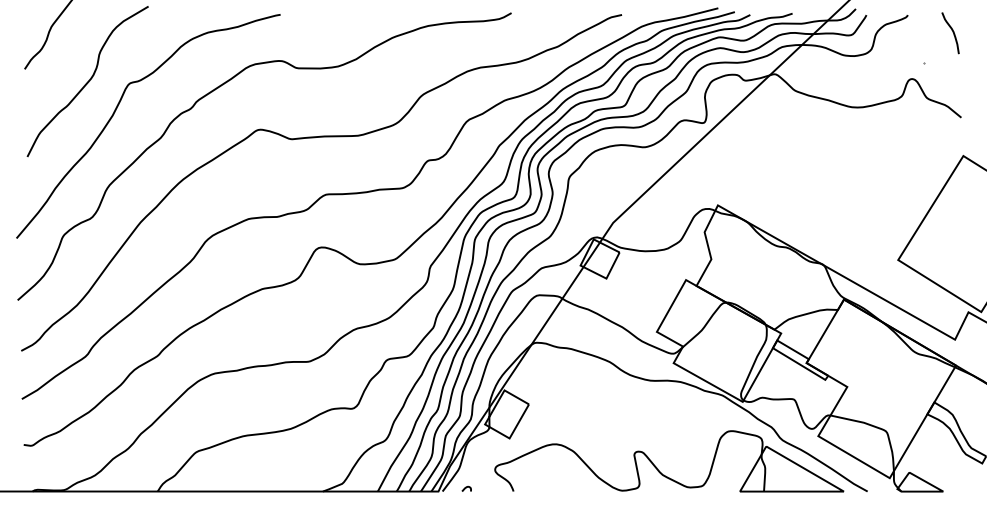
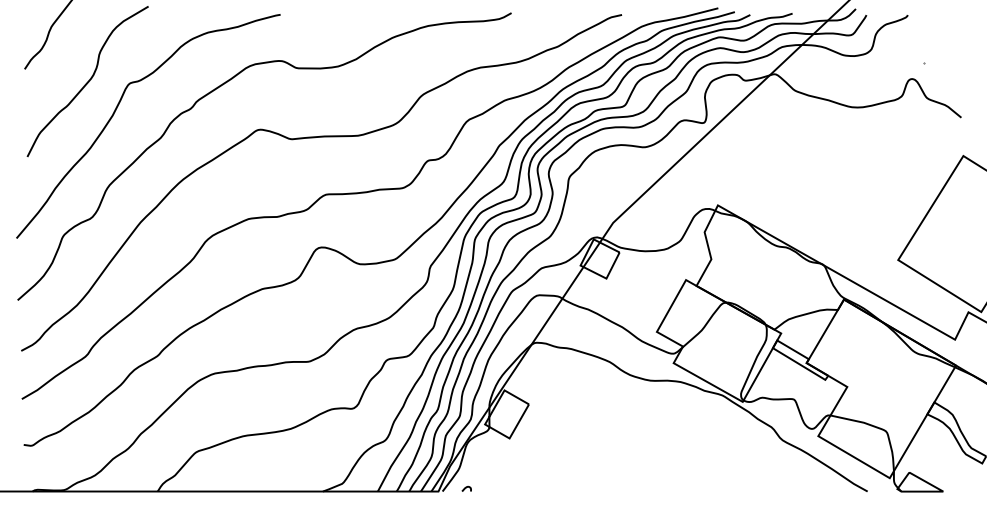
curve: present -> none (952, 32)
part: present -> none (657, 467)
